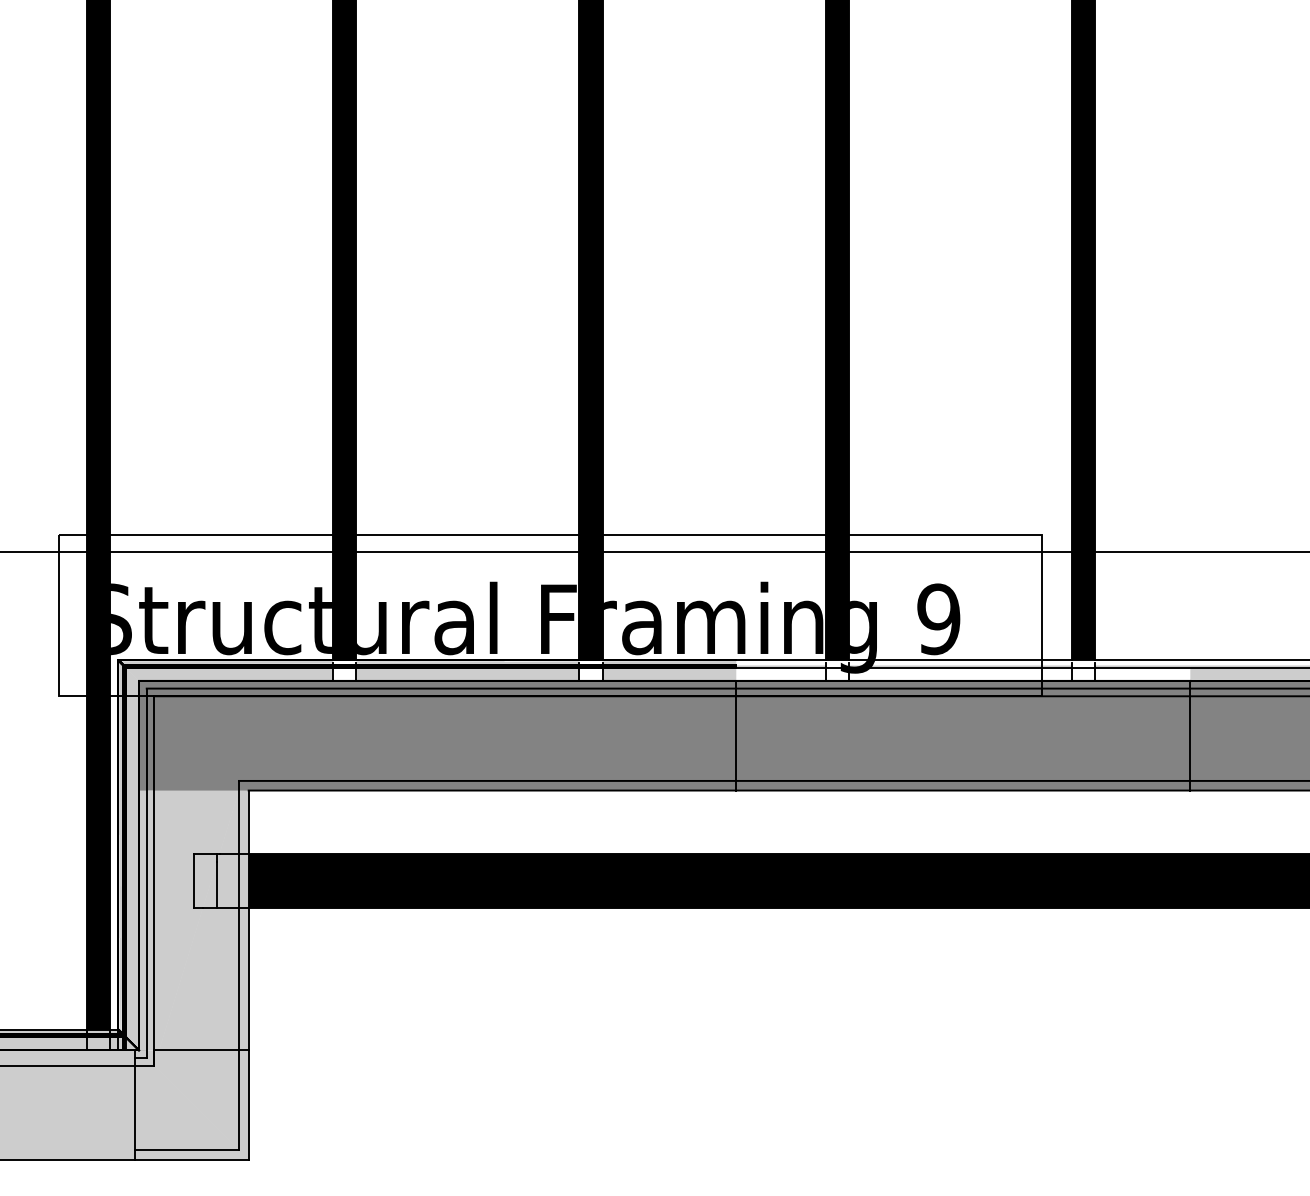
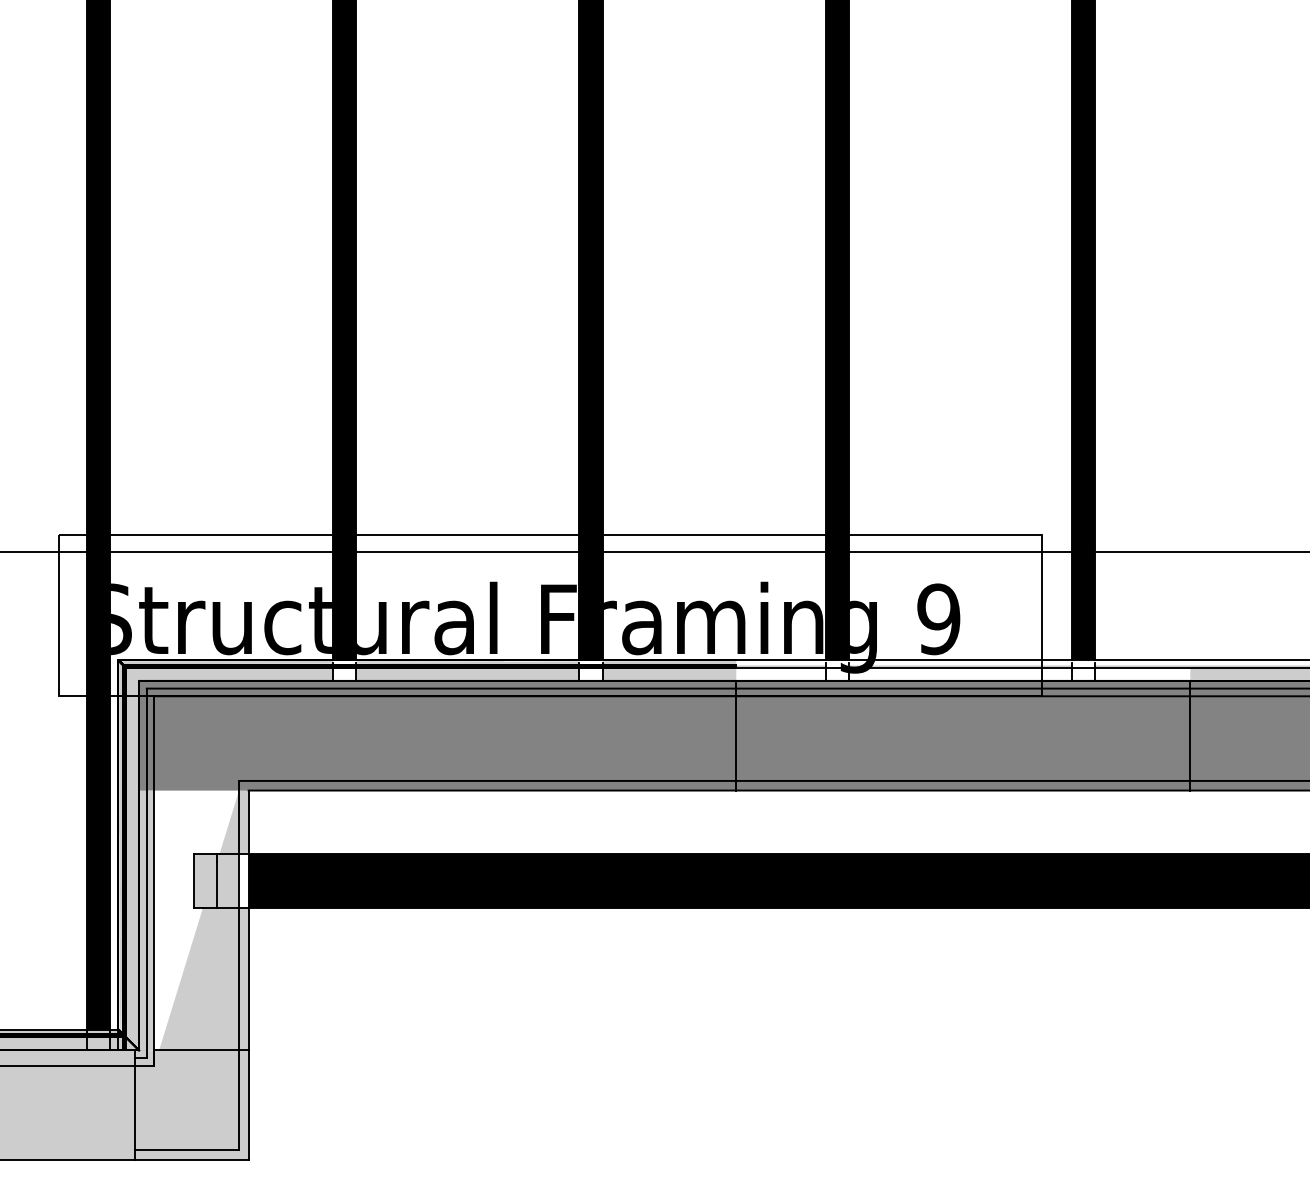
fill: present -> none (243, 880)
fill: present -> none (196, 920)
